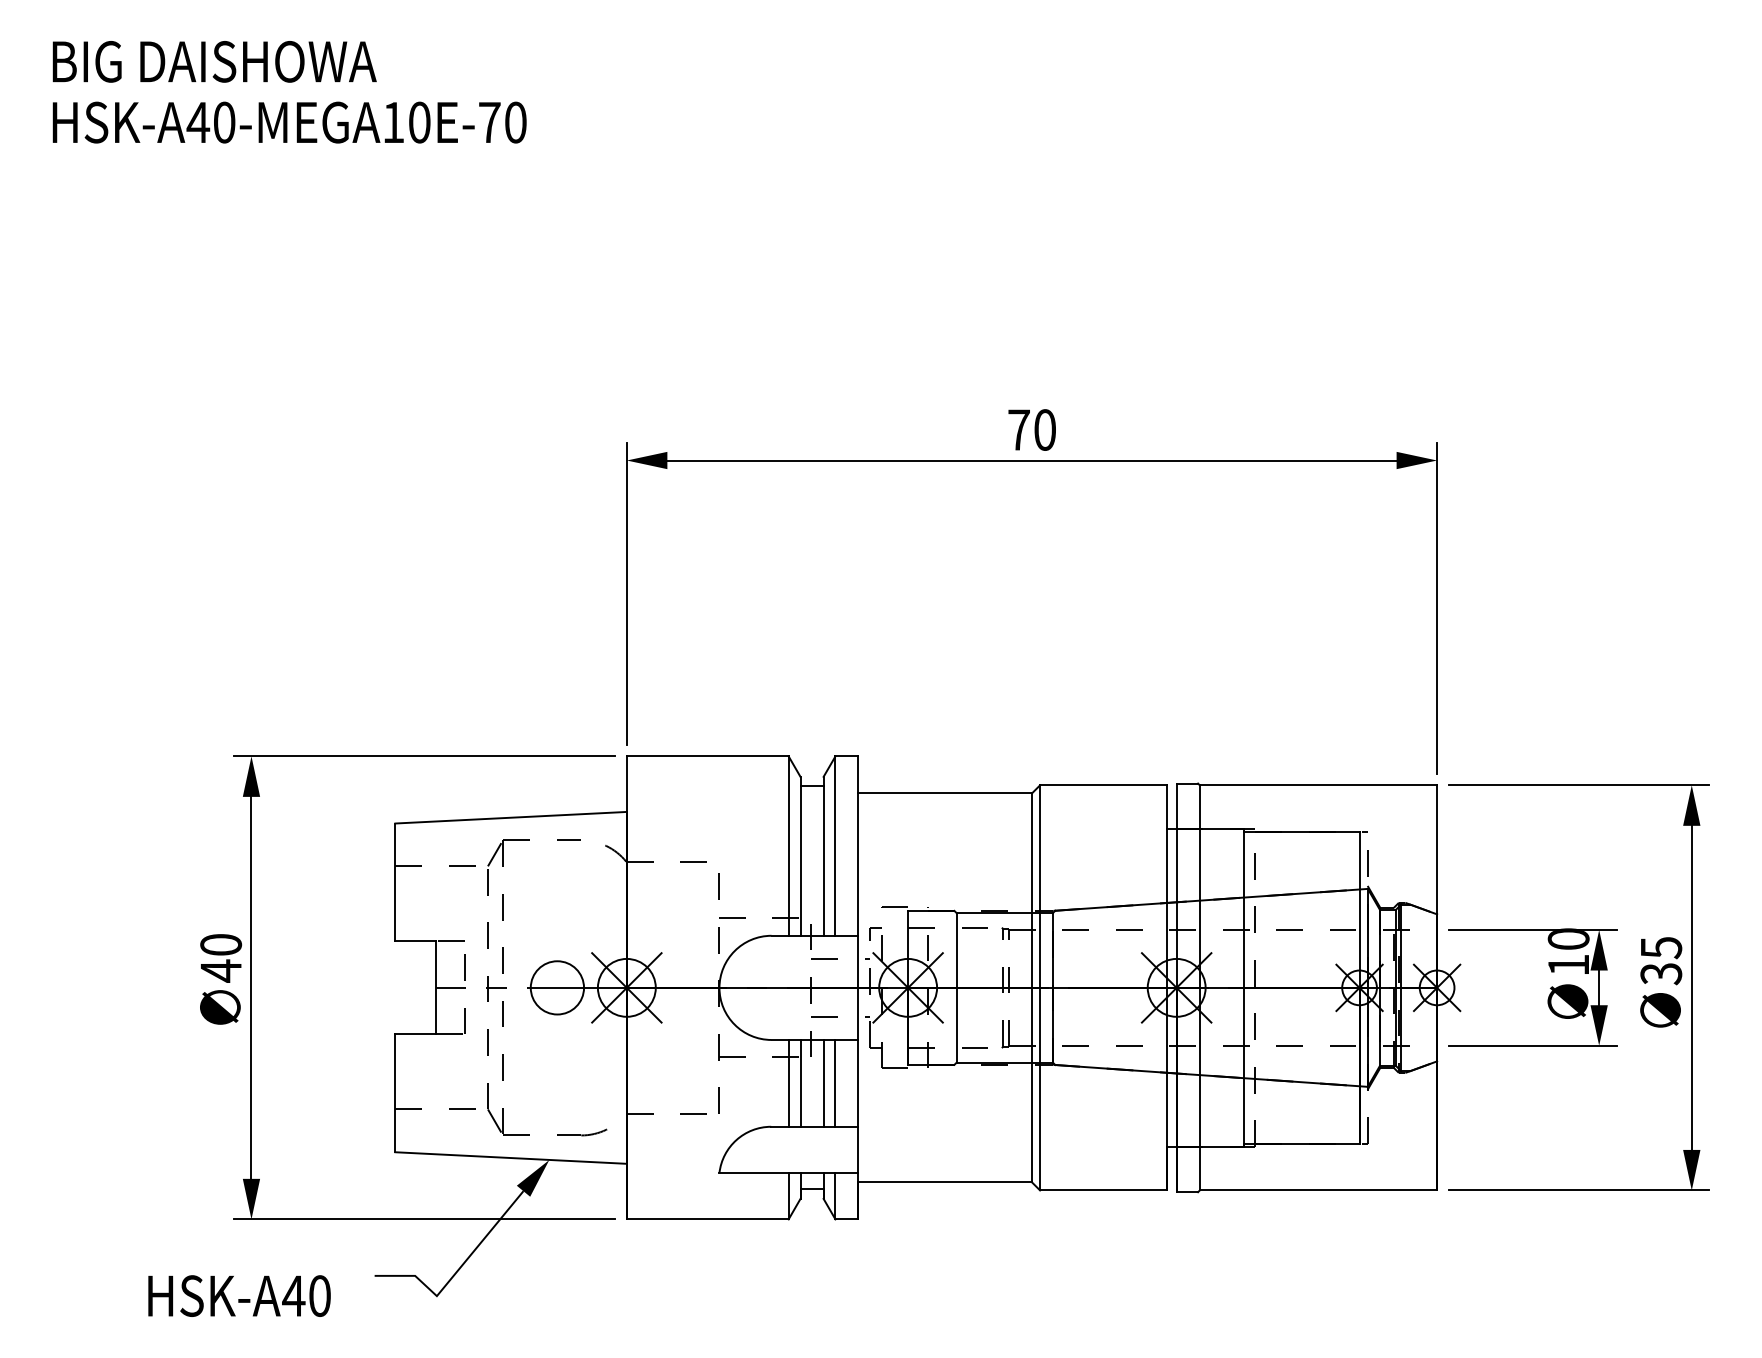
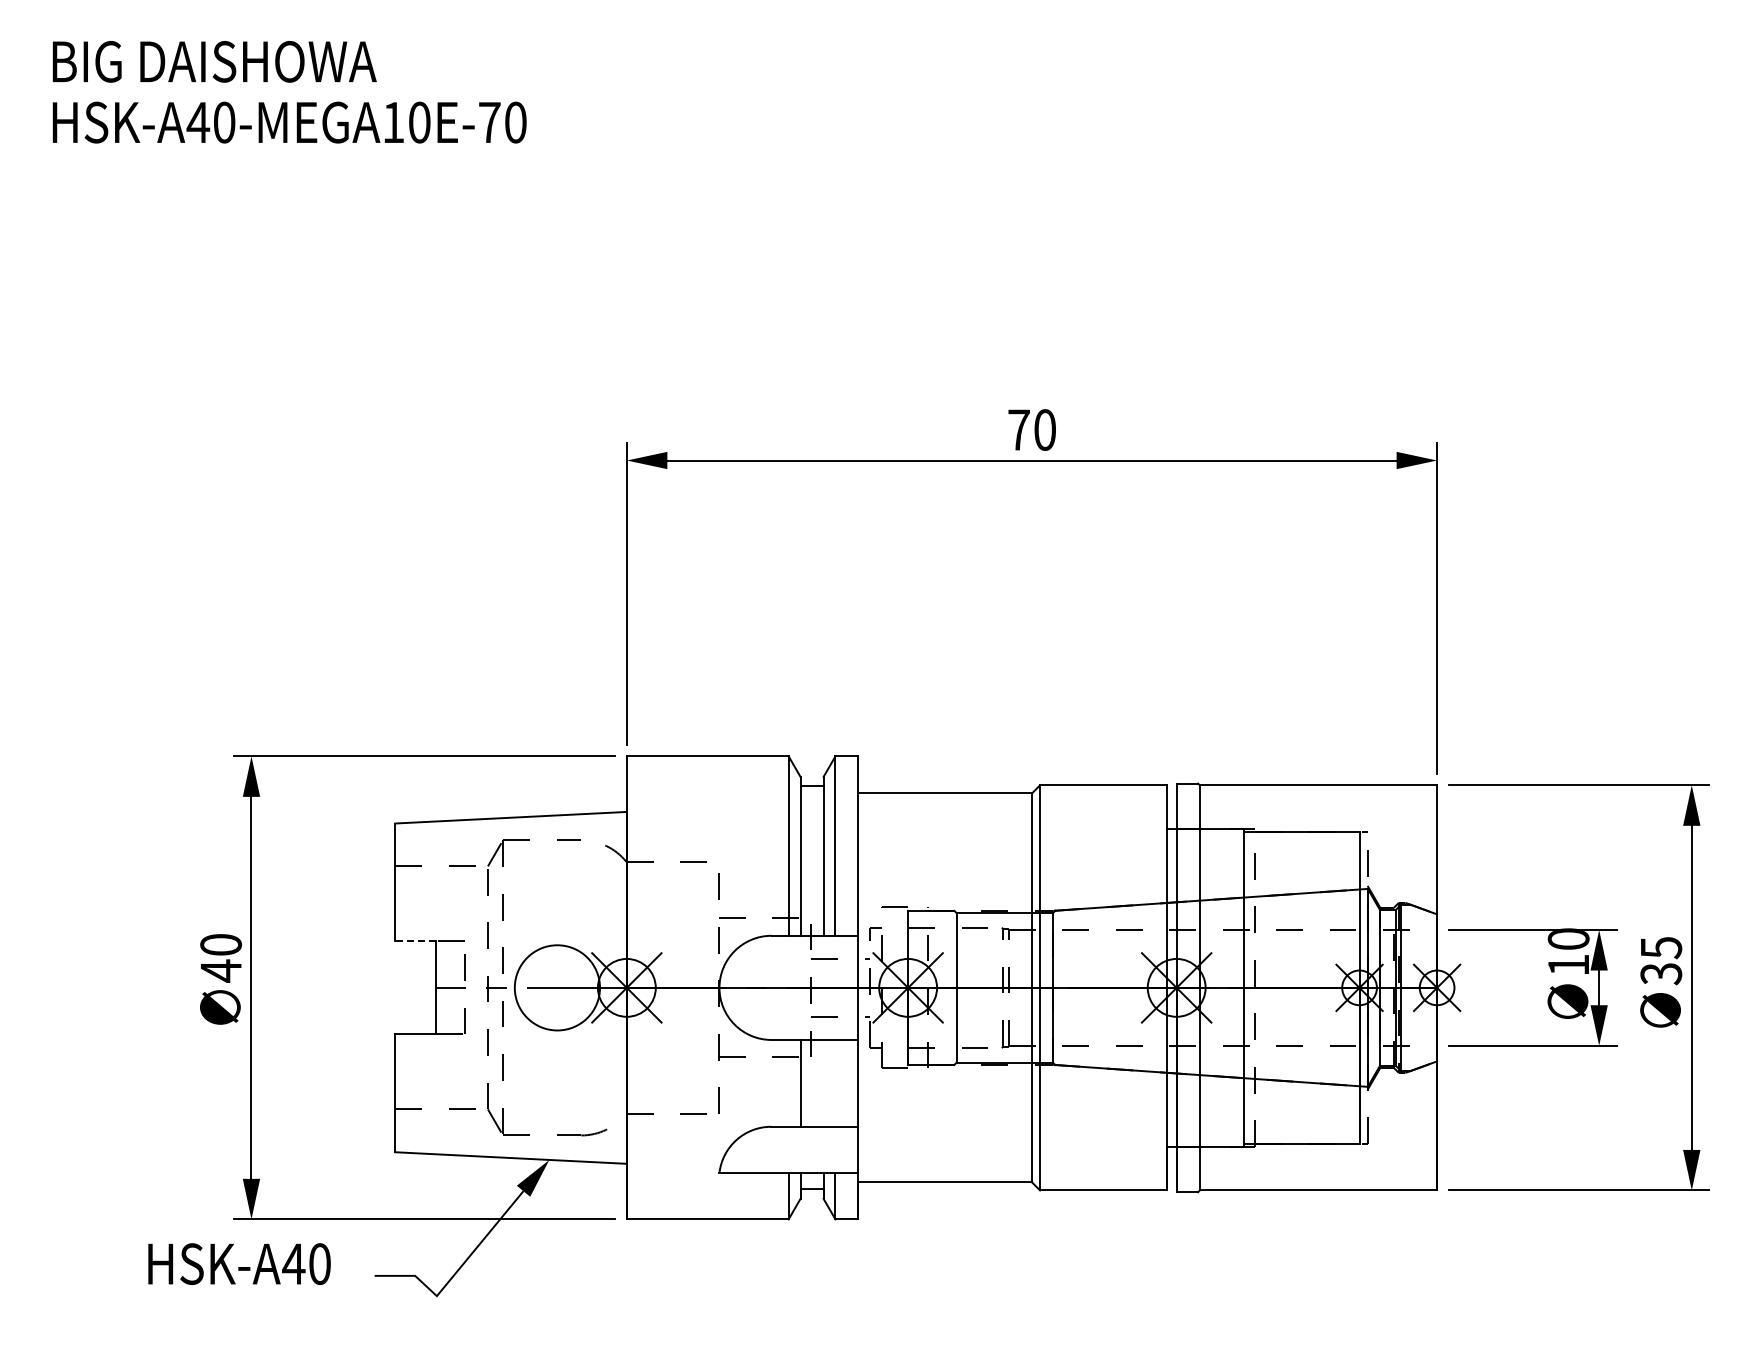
line: solid -> dashed (415, 941)
circle diameter: 53 px -> 85 px (557, 987)
line: present -> none (788, 1082)
line: present -> none (823, 1082)
line: present -> none (835, 1082)
text position: (239, 1295) -> (239, 1263) (239, 1263)
